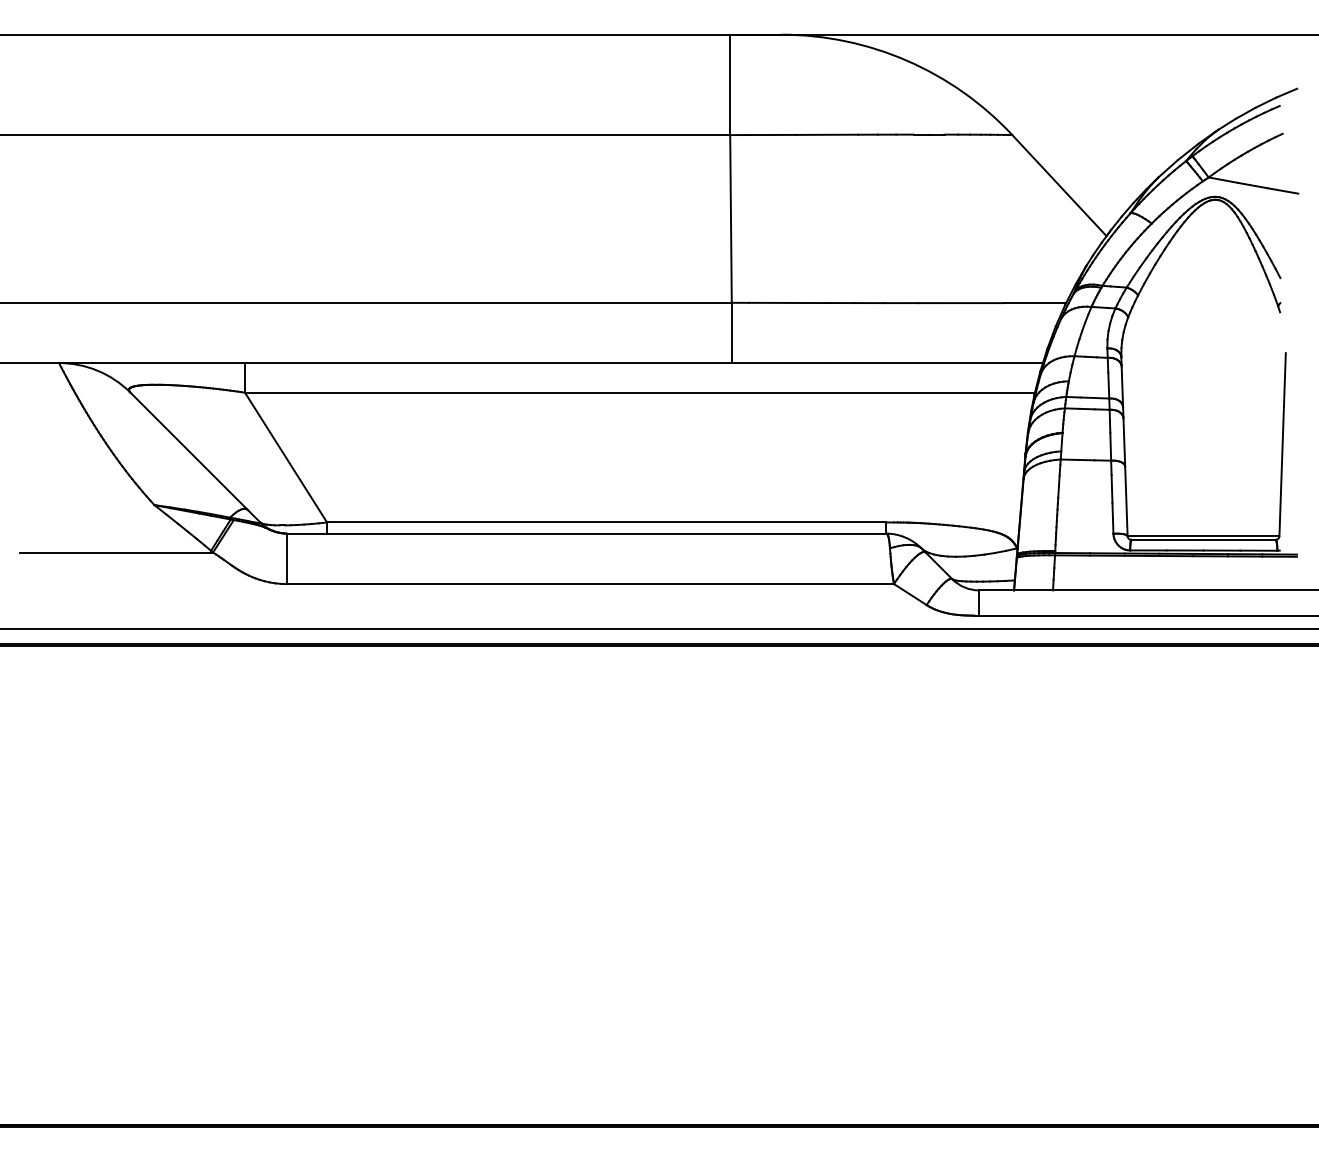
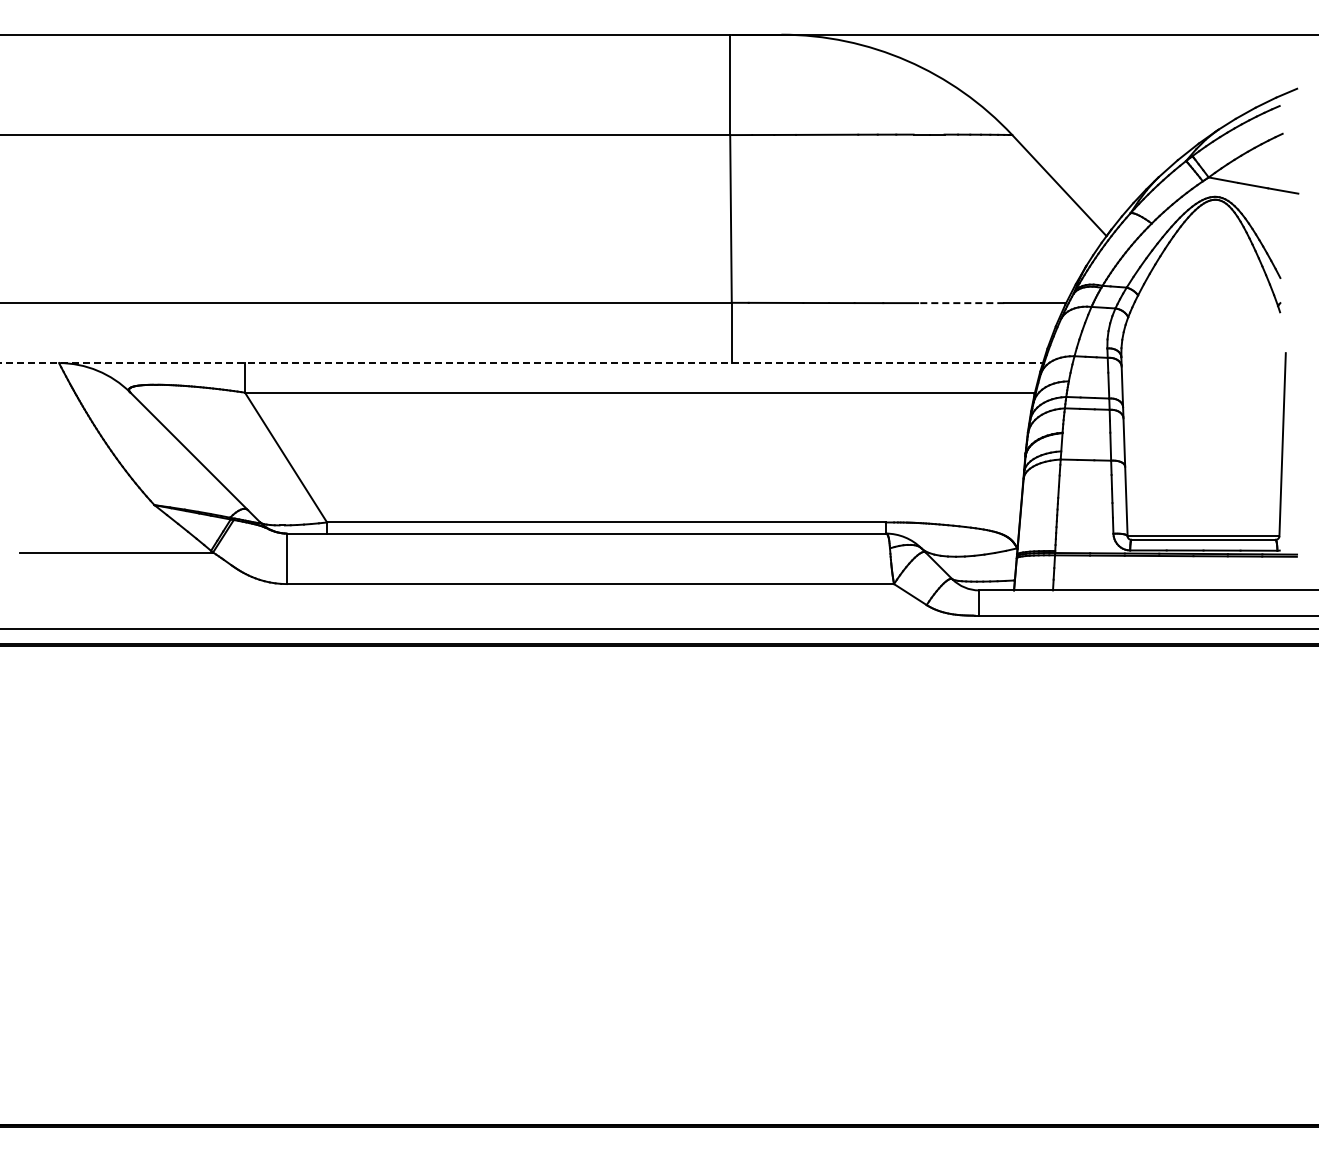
line: solid -> dashed (960, 303)
line: solid -> dashed (522, 363)
